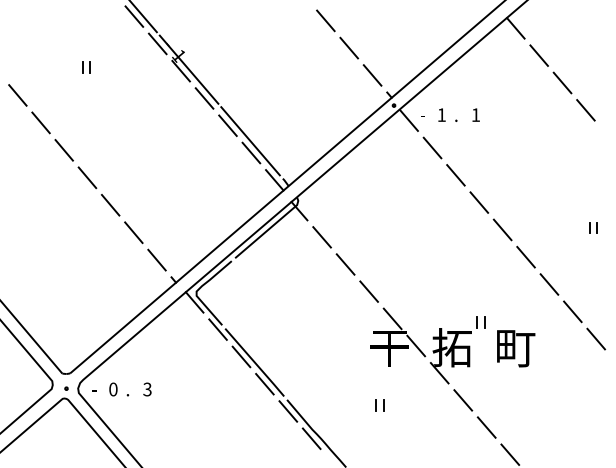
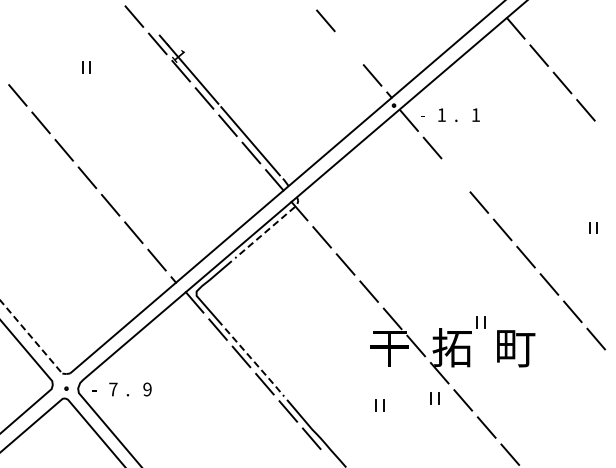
line: present -> none (143, 17)
line: present -> none (349, 47)
line: present -> none (455, 175)
line: solid -> dashed (269, 228)
line: solid -> dashed (31, 337)
line: solid -> dashed (255, 362)
text: 0 -> 7 (113, 389)
text: 3 -> 9 (147, 389)
part: none -> present (434, 398)
